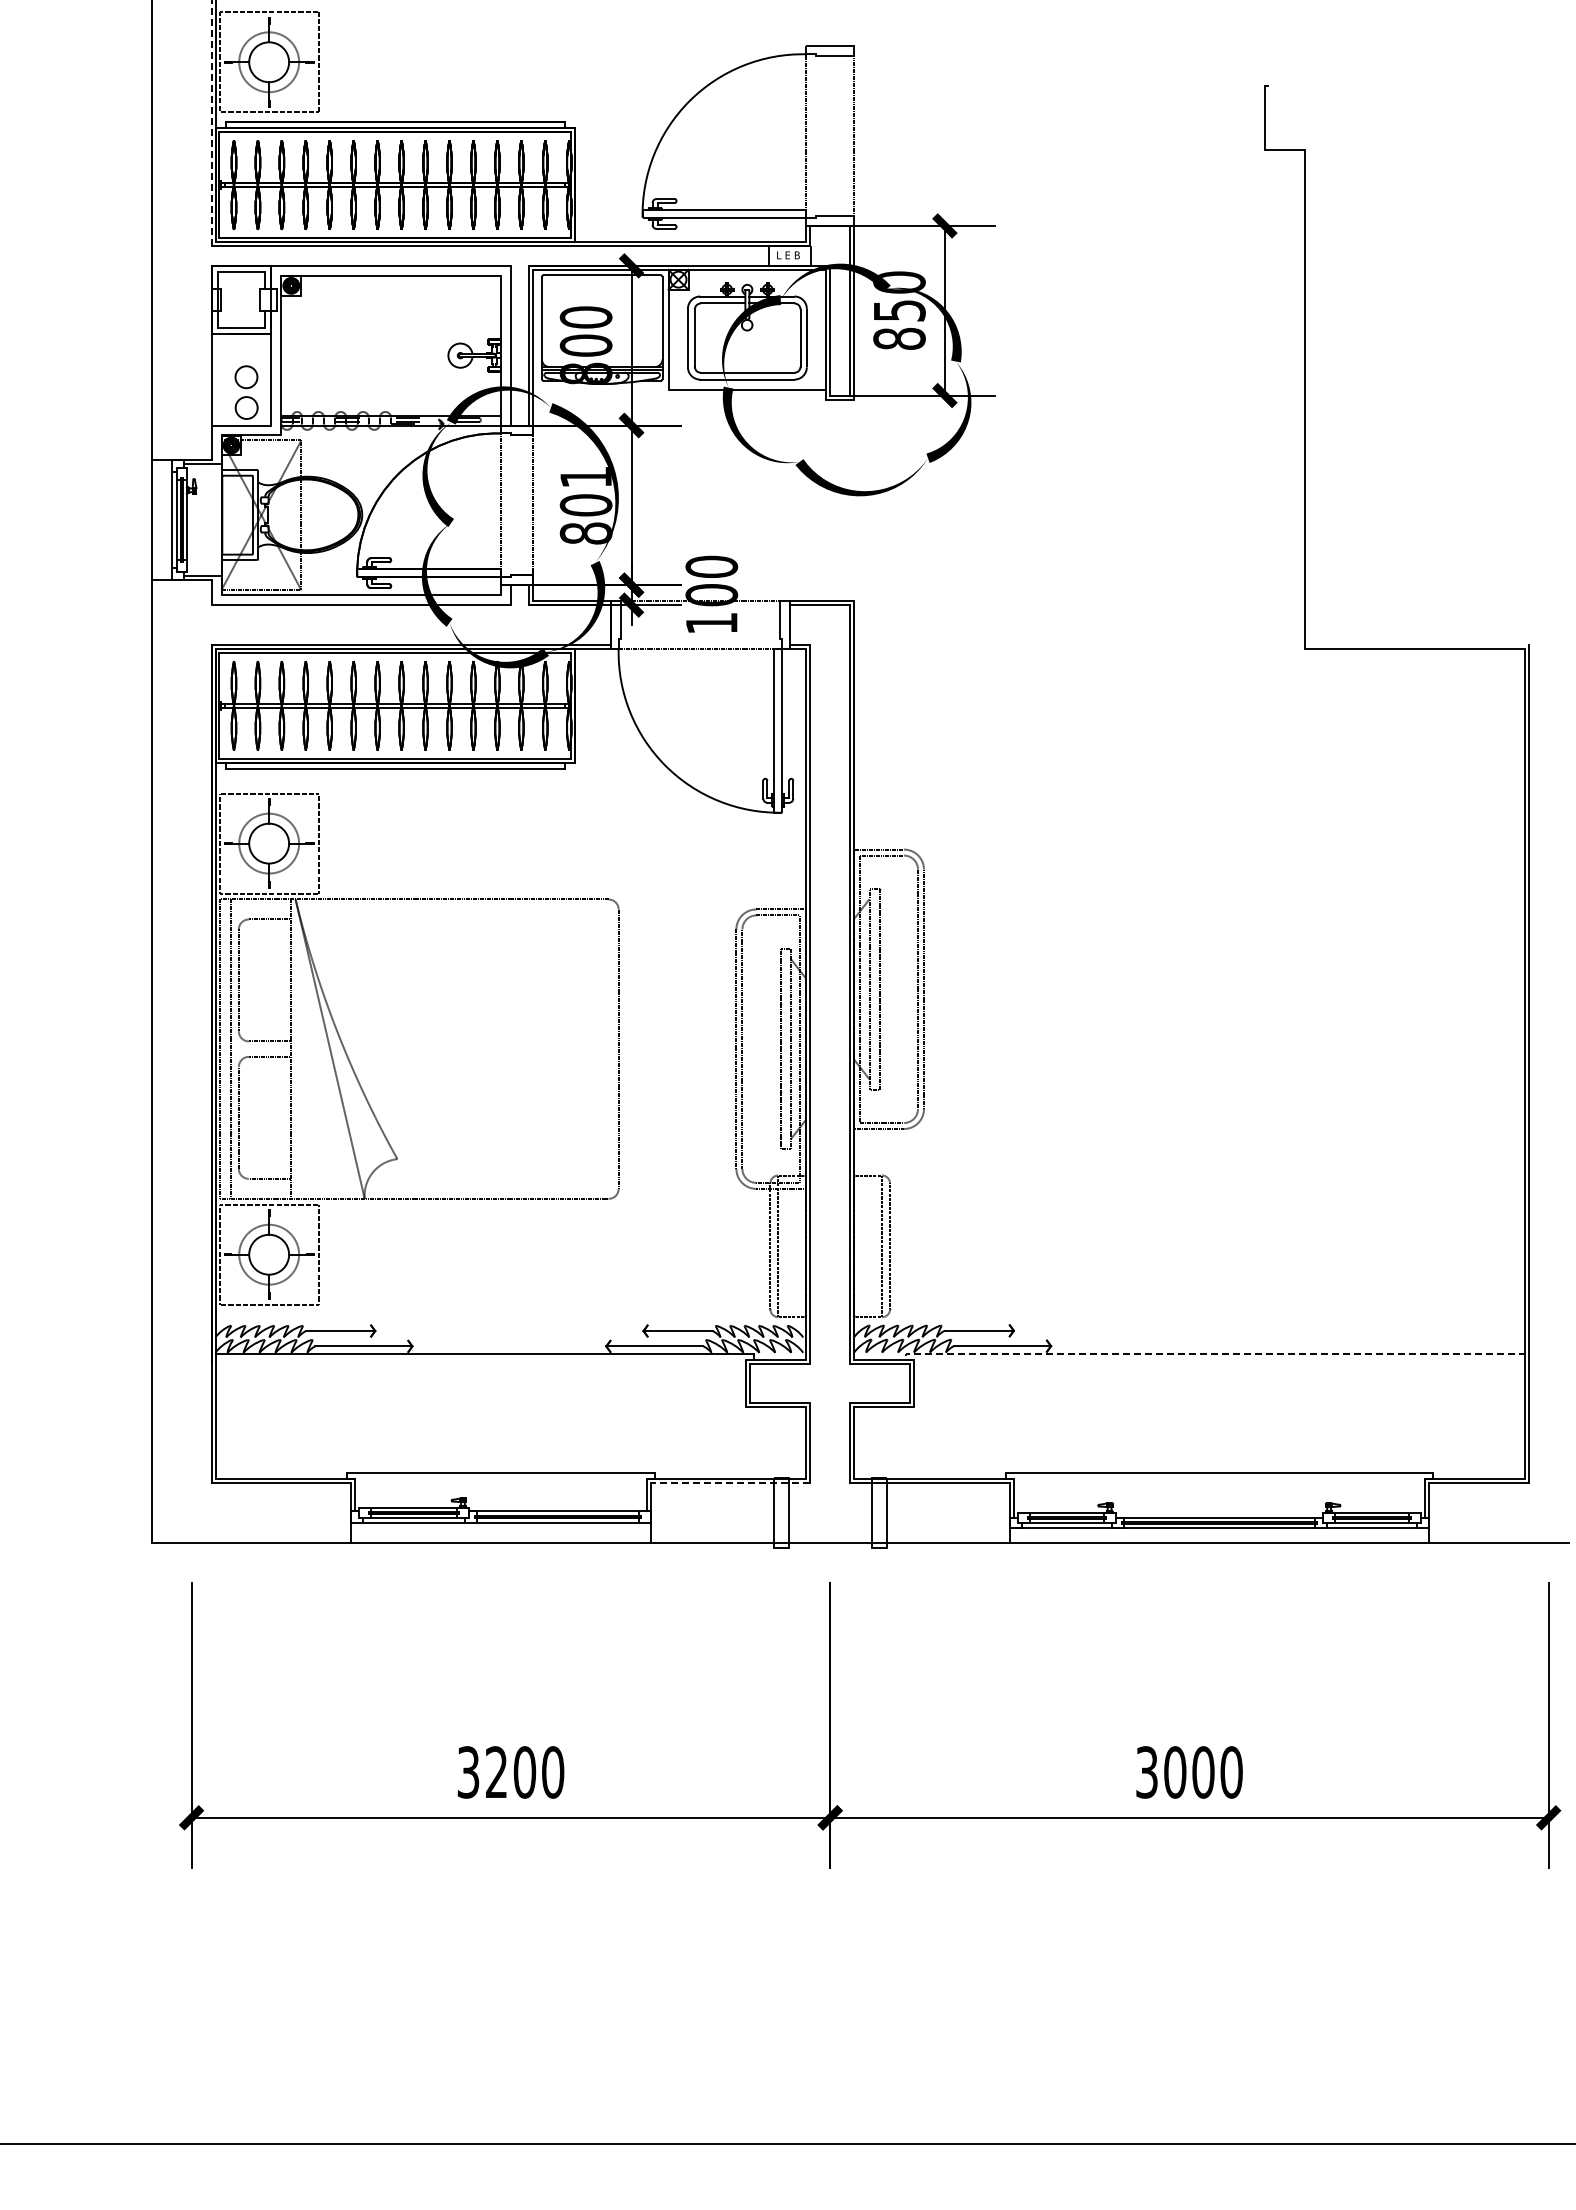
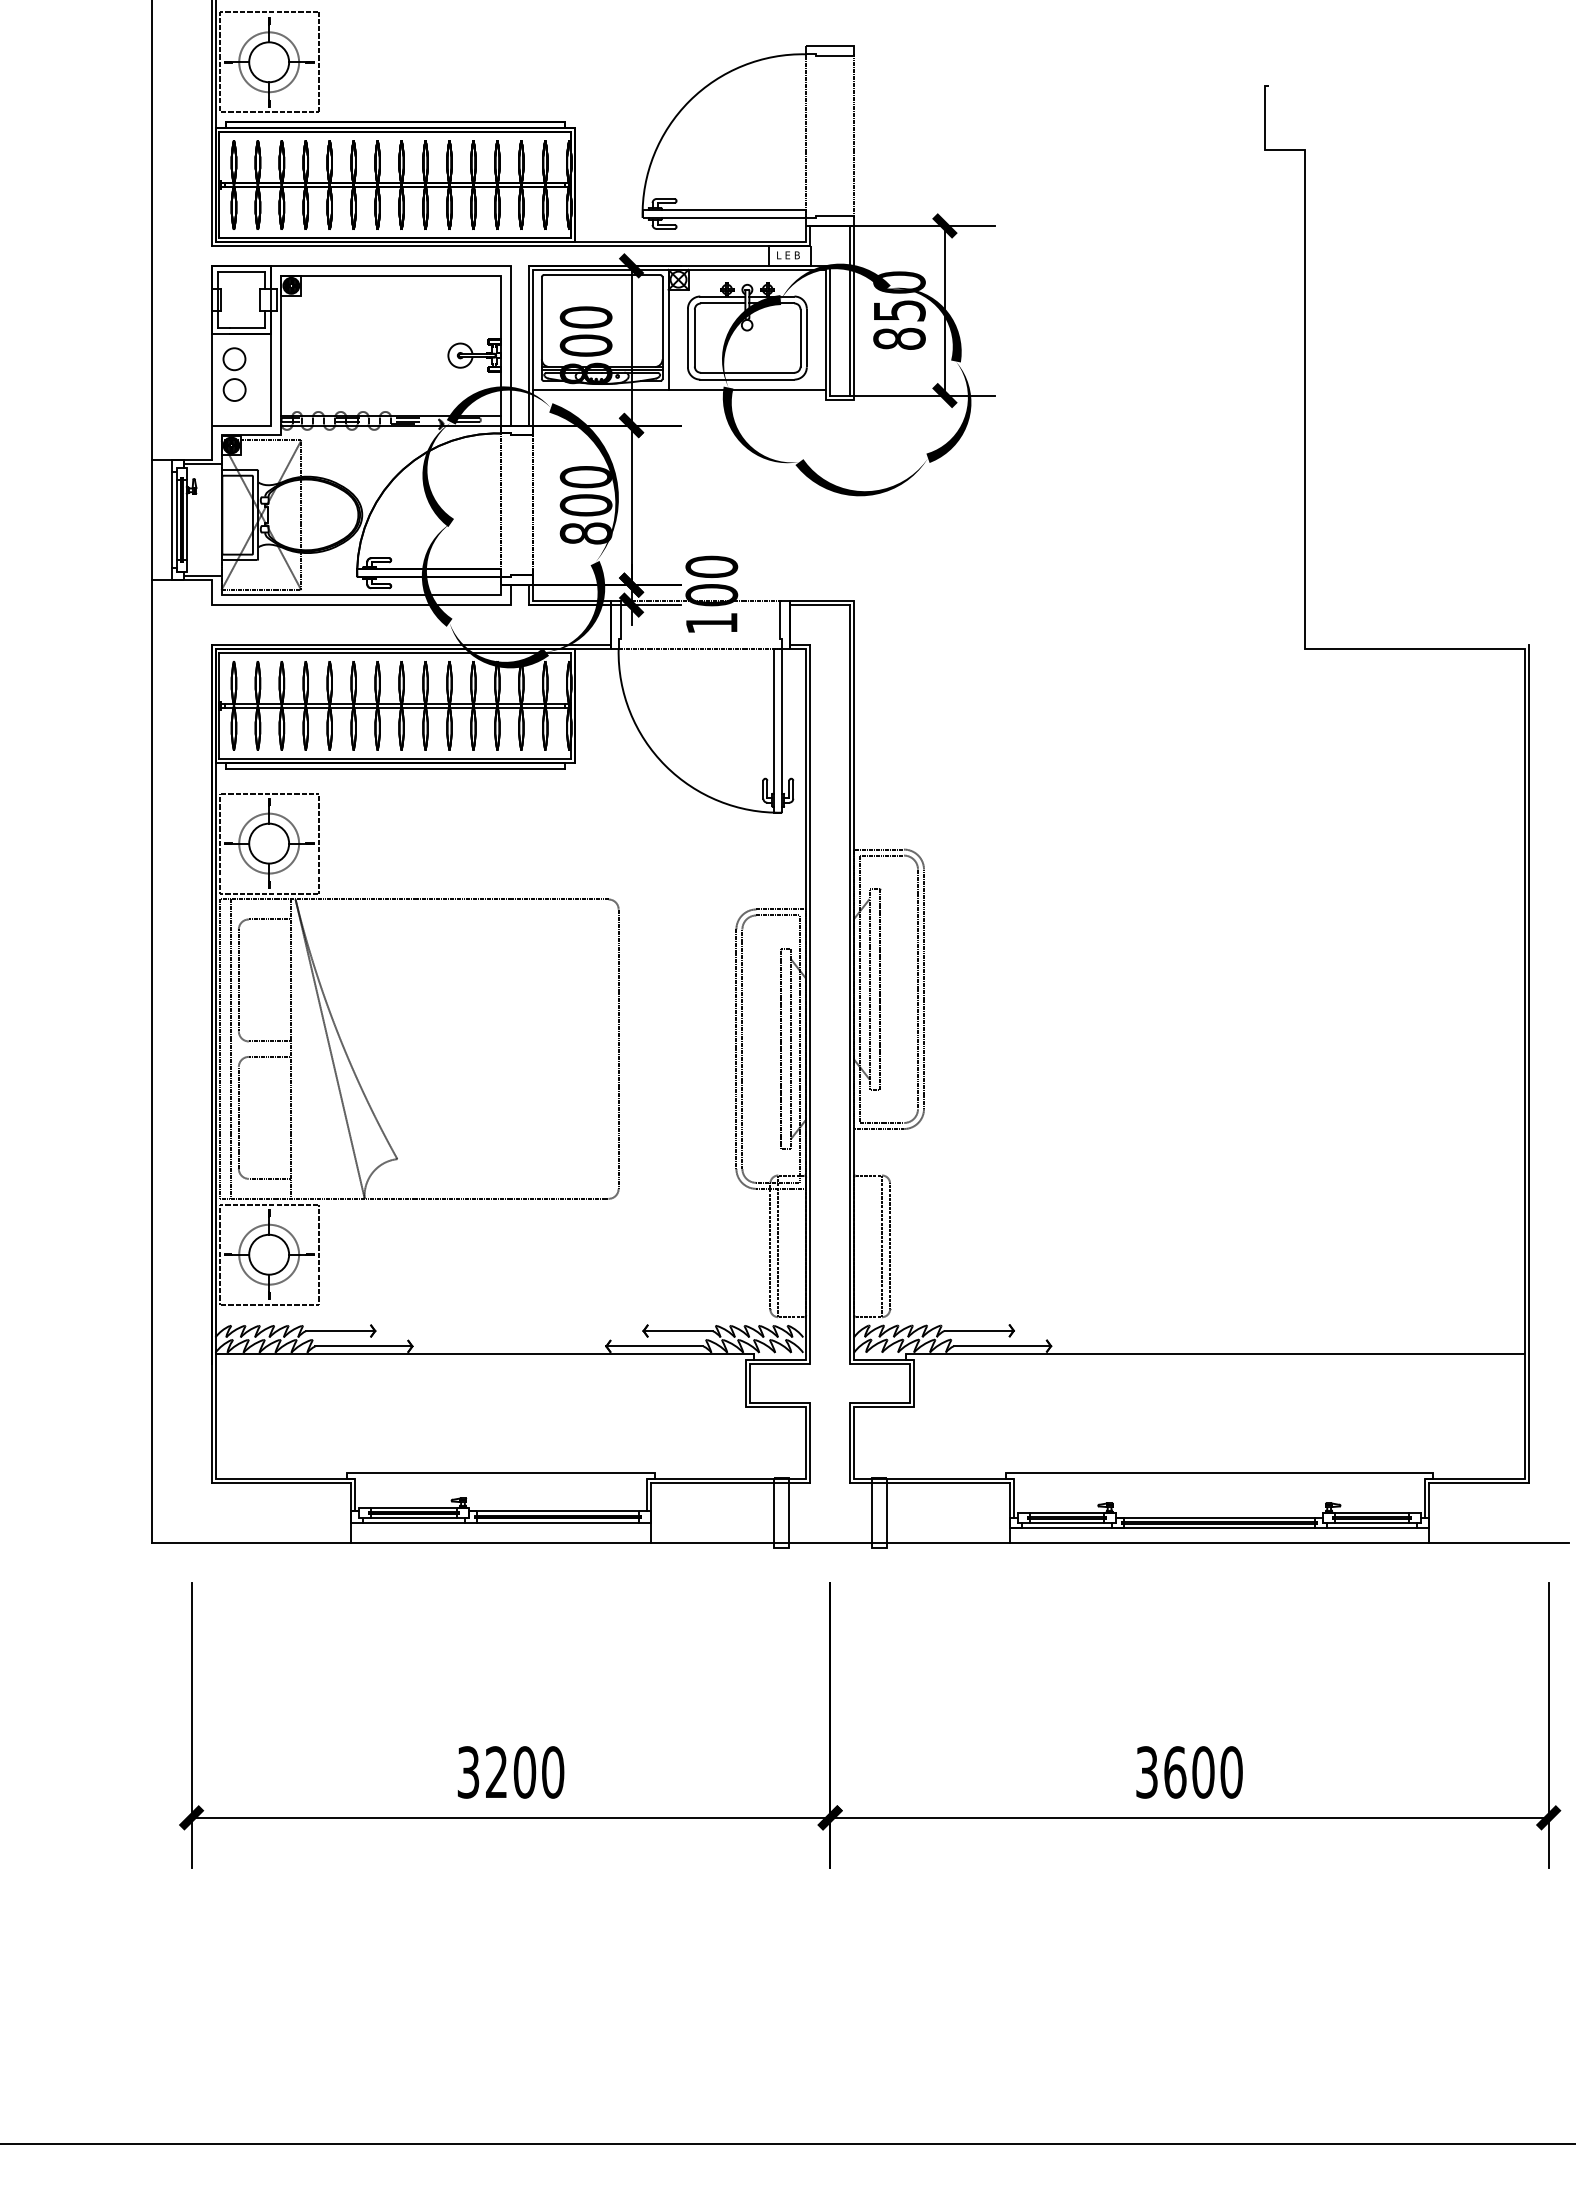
line: dashed -> solid (211, 122)
line: none -> present (600, 389)
part position: (246, 392) -> (234, 374) (234, 374)
text: 801 -> 800 (585, 477)
line: dashed -> solid (1207, 1353)
line: dashed -> solid (730, 1483)
text: 3000 -> 3600 (1175, 1772)
